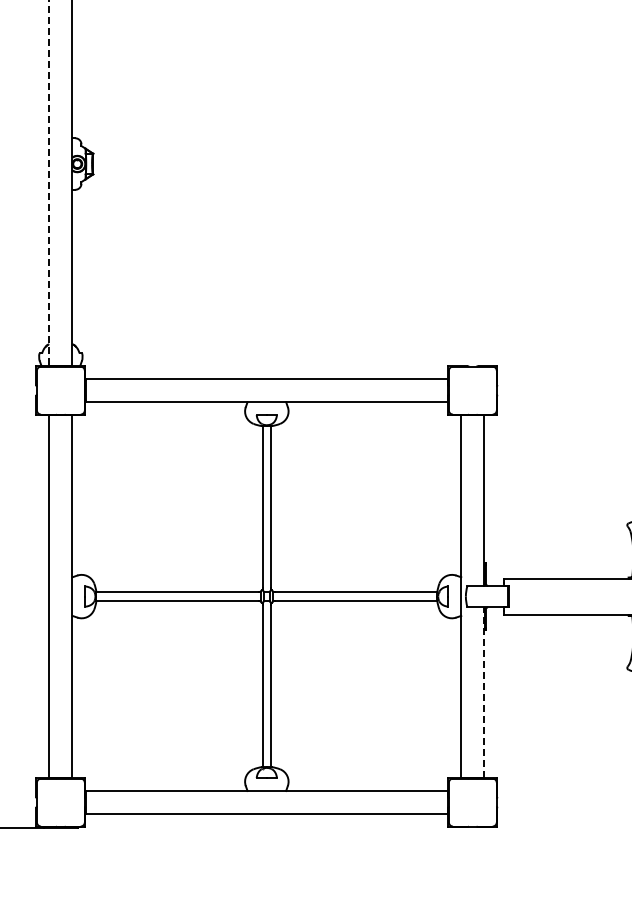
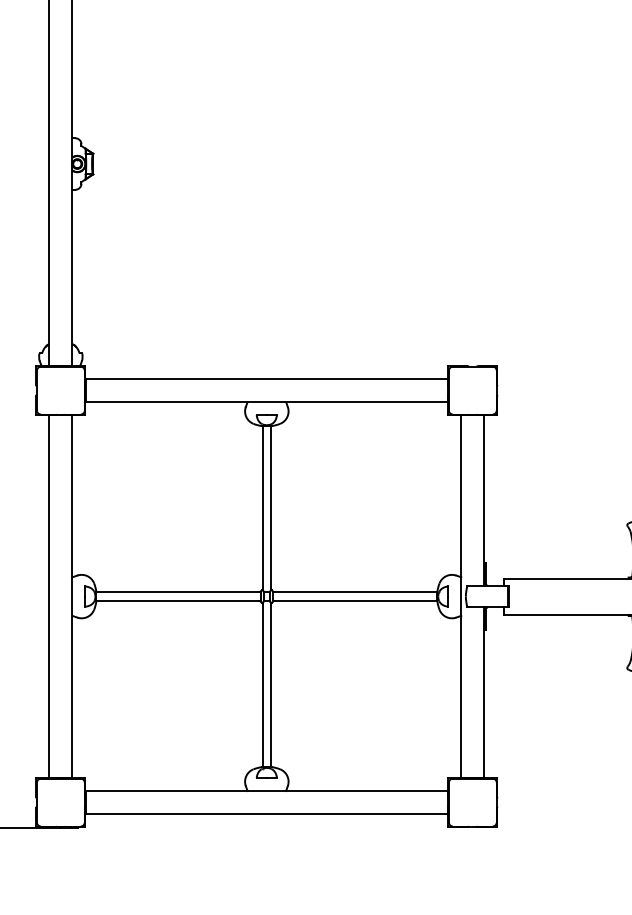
line: dashed -> solid (49, 183)
line: dashed -> solid (484, 692)
